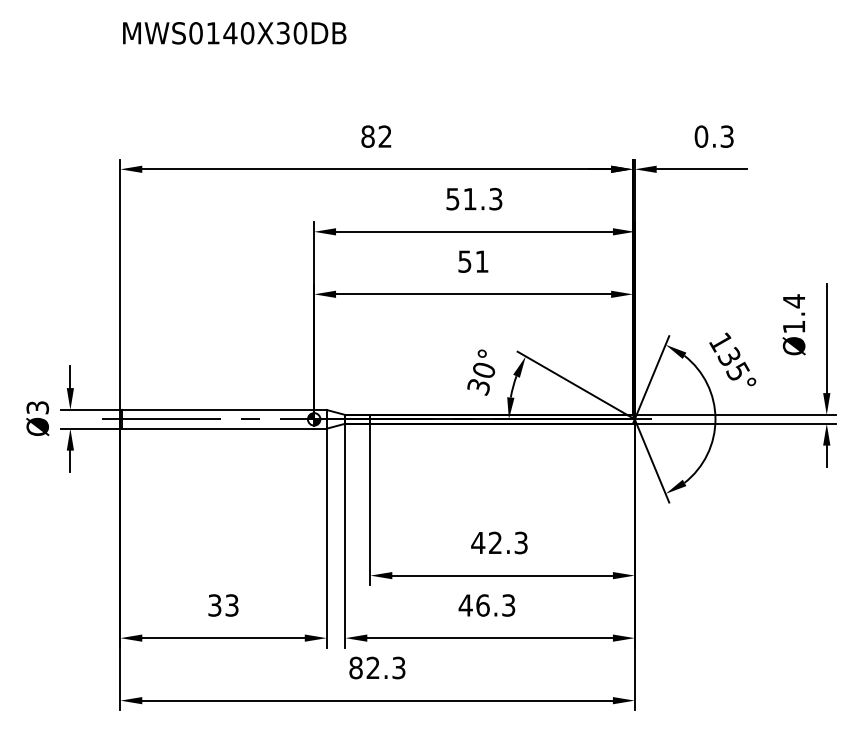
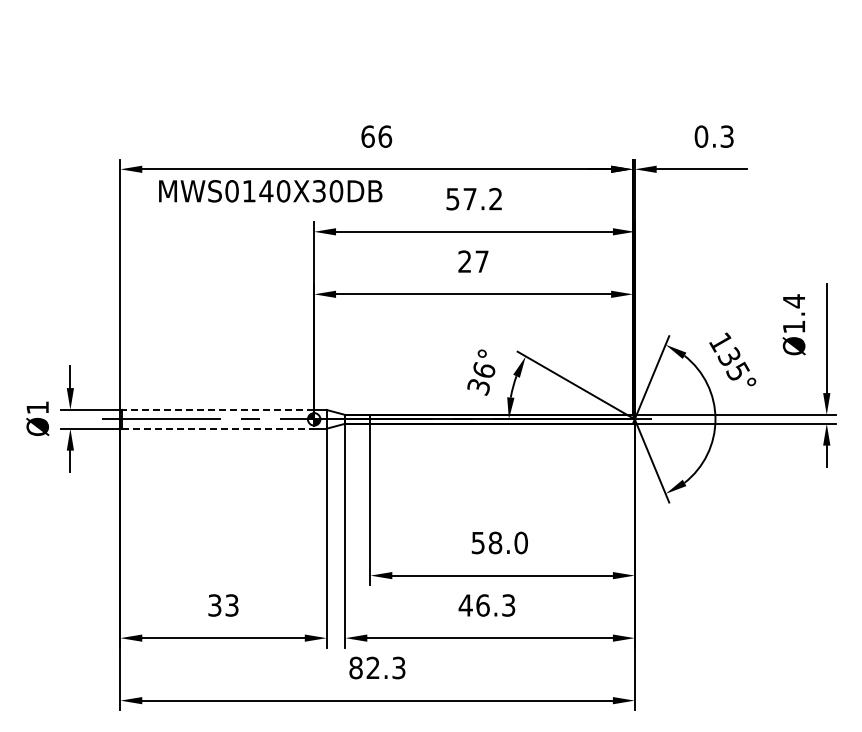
text position: (234, 33) -> (270, 191) (270, 191)
text: 82 -> 66 (376, 136)
text: 51.3 -> 57.2 (482, 199)
text: 51 -> 27 (473, 261)
text: 30° -> 36° (484, 369)
text: Ø3 -> Ø1 (37, 407)
line: solid -> dashed (218, 409)
line: solid -> dashed (218, 428)
text: 42.3 -> 58.0 (499, 542)
